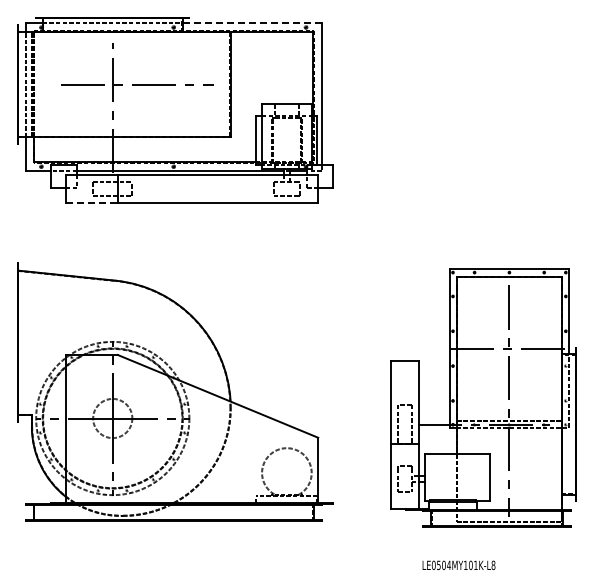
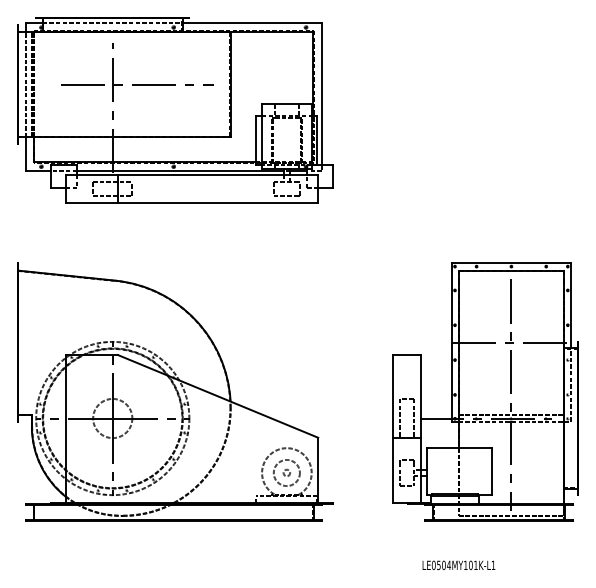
line: dashed -> solid (252, 23)
line: dashed -> solid (92, 202)
part position: (483, 397) -> (485, 391) (485, 391)
part: none -> present (286, 472)
text: LE0504MY101K-L8 -> LE0504MY101K-L1 (493, 565)
